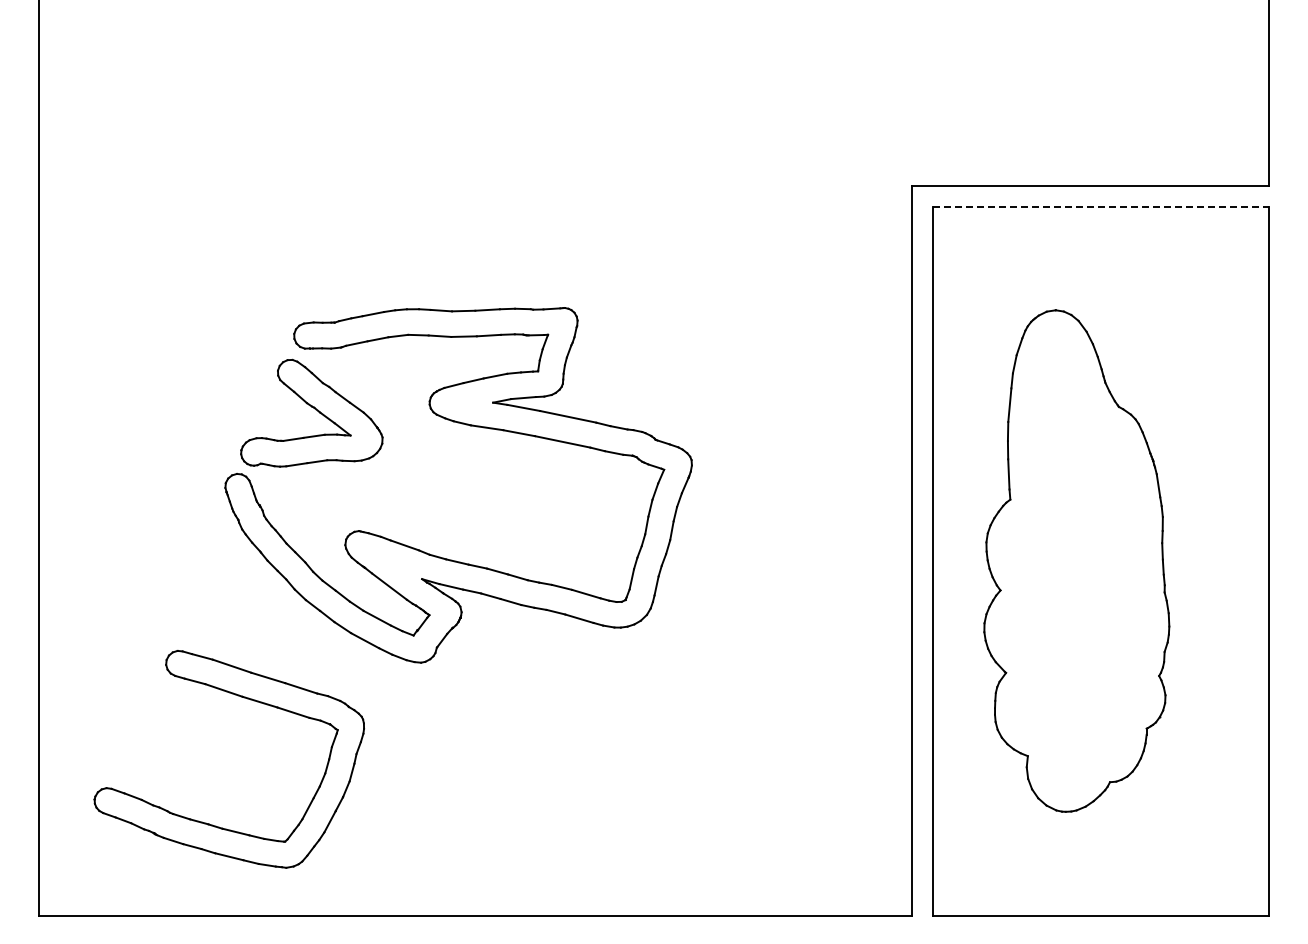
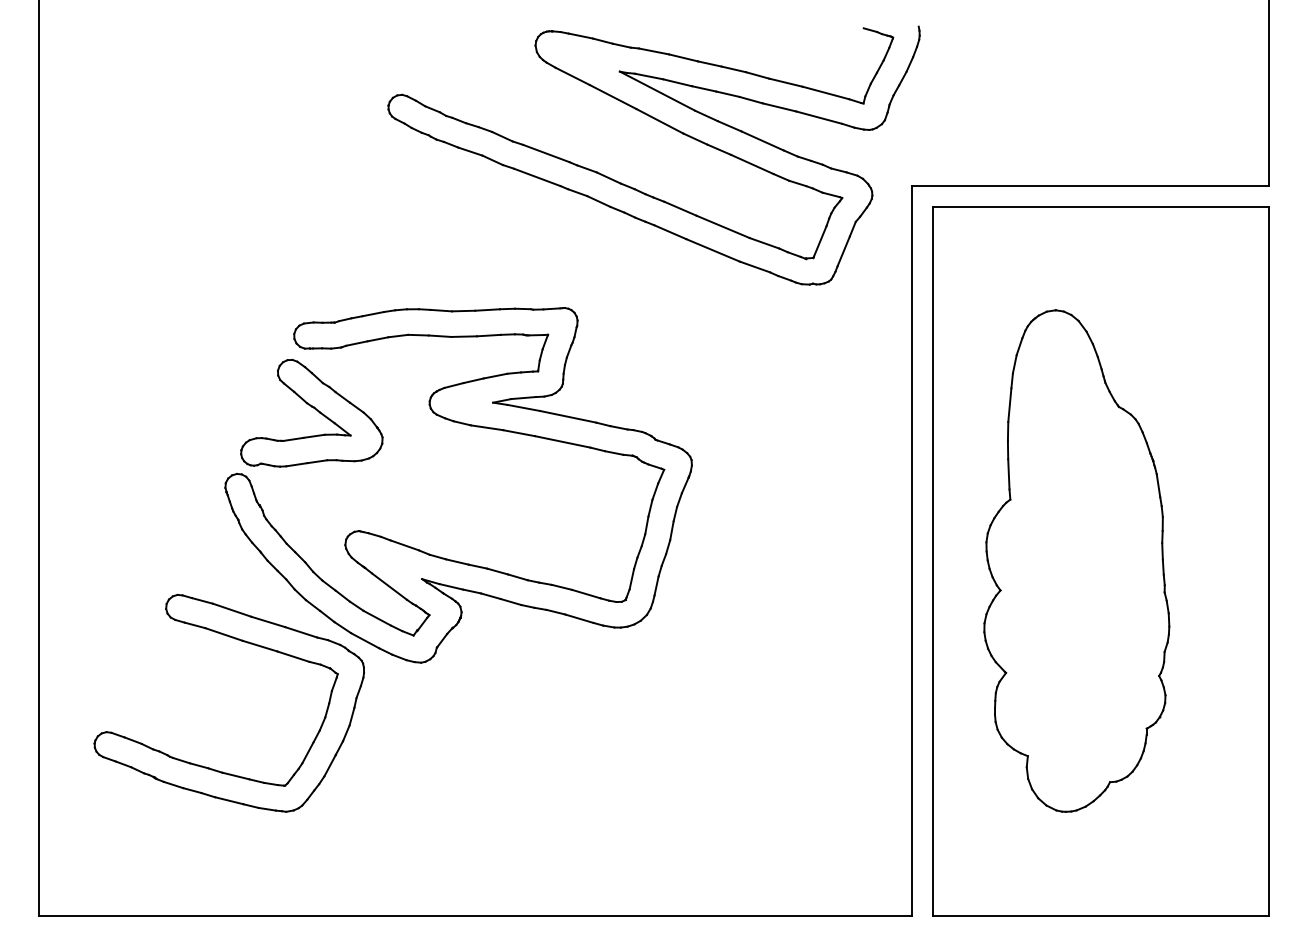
part: none -> present (667, 126)
line: dashed -> solid (1101, 207)
part position: (247, 699) -> (247, 643) (247, 643)
